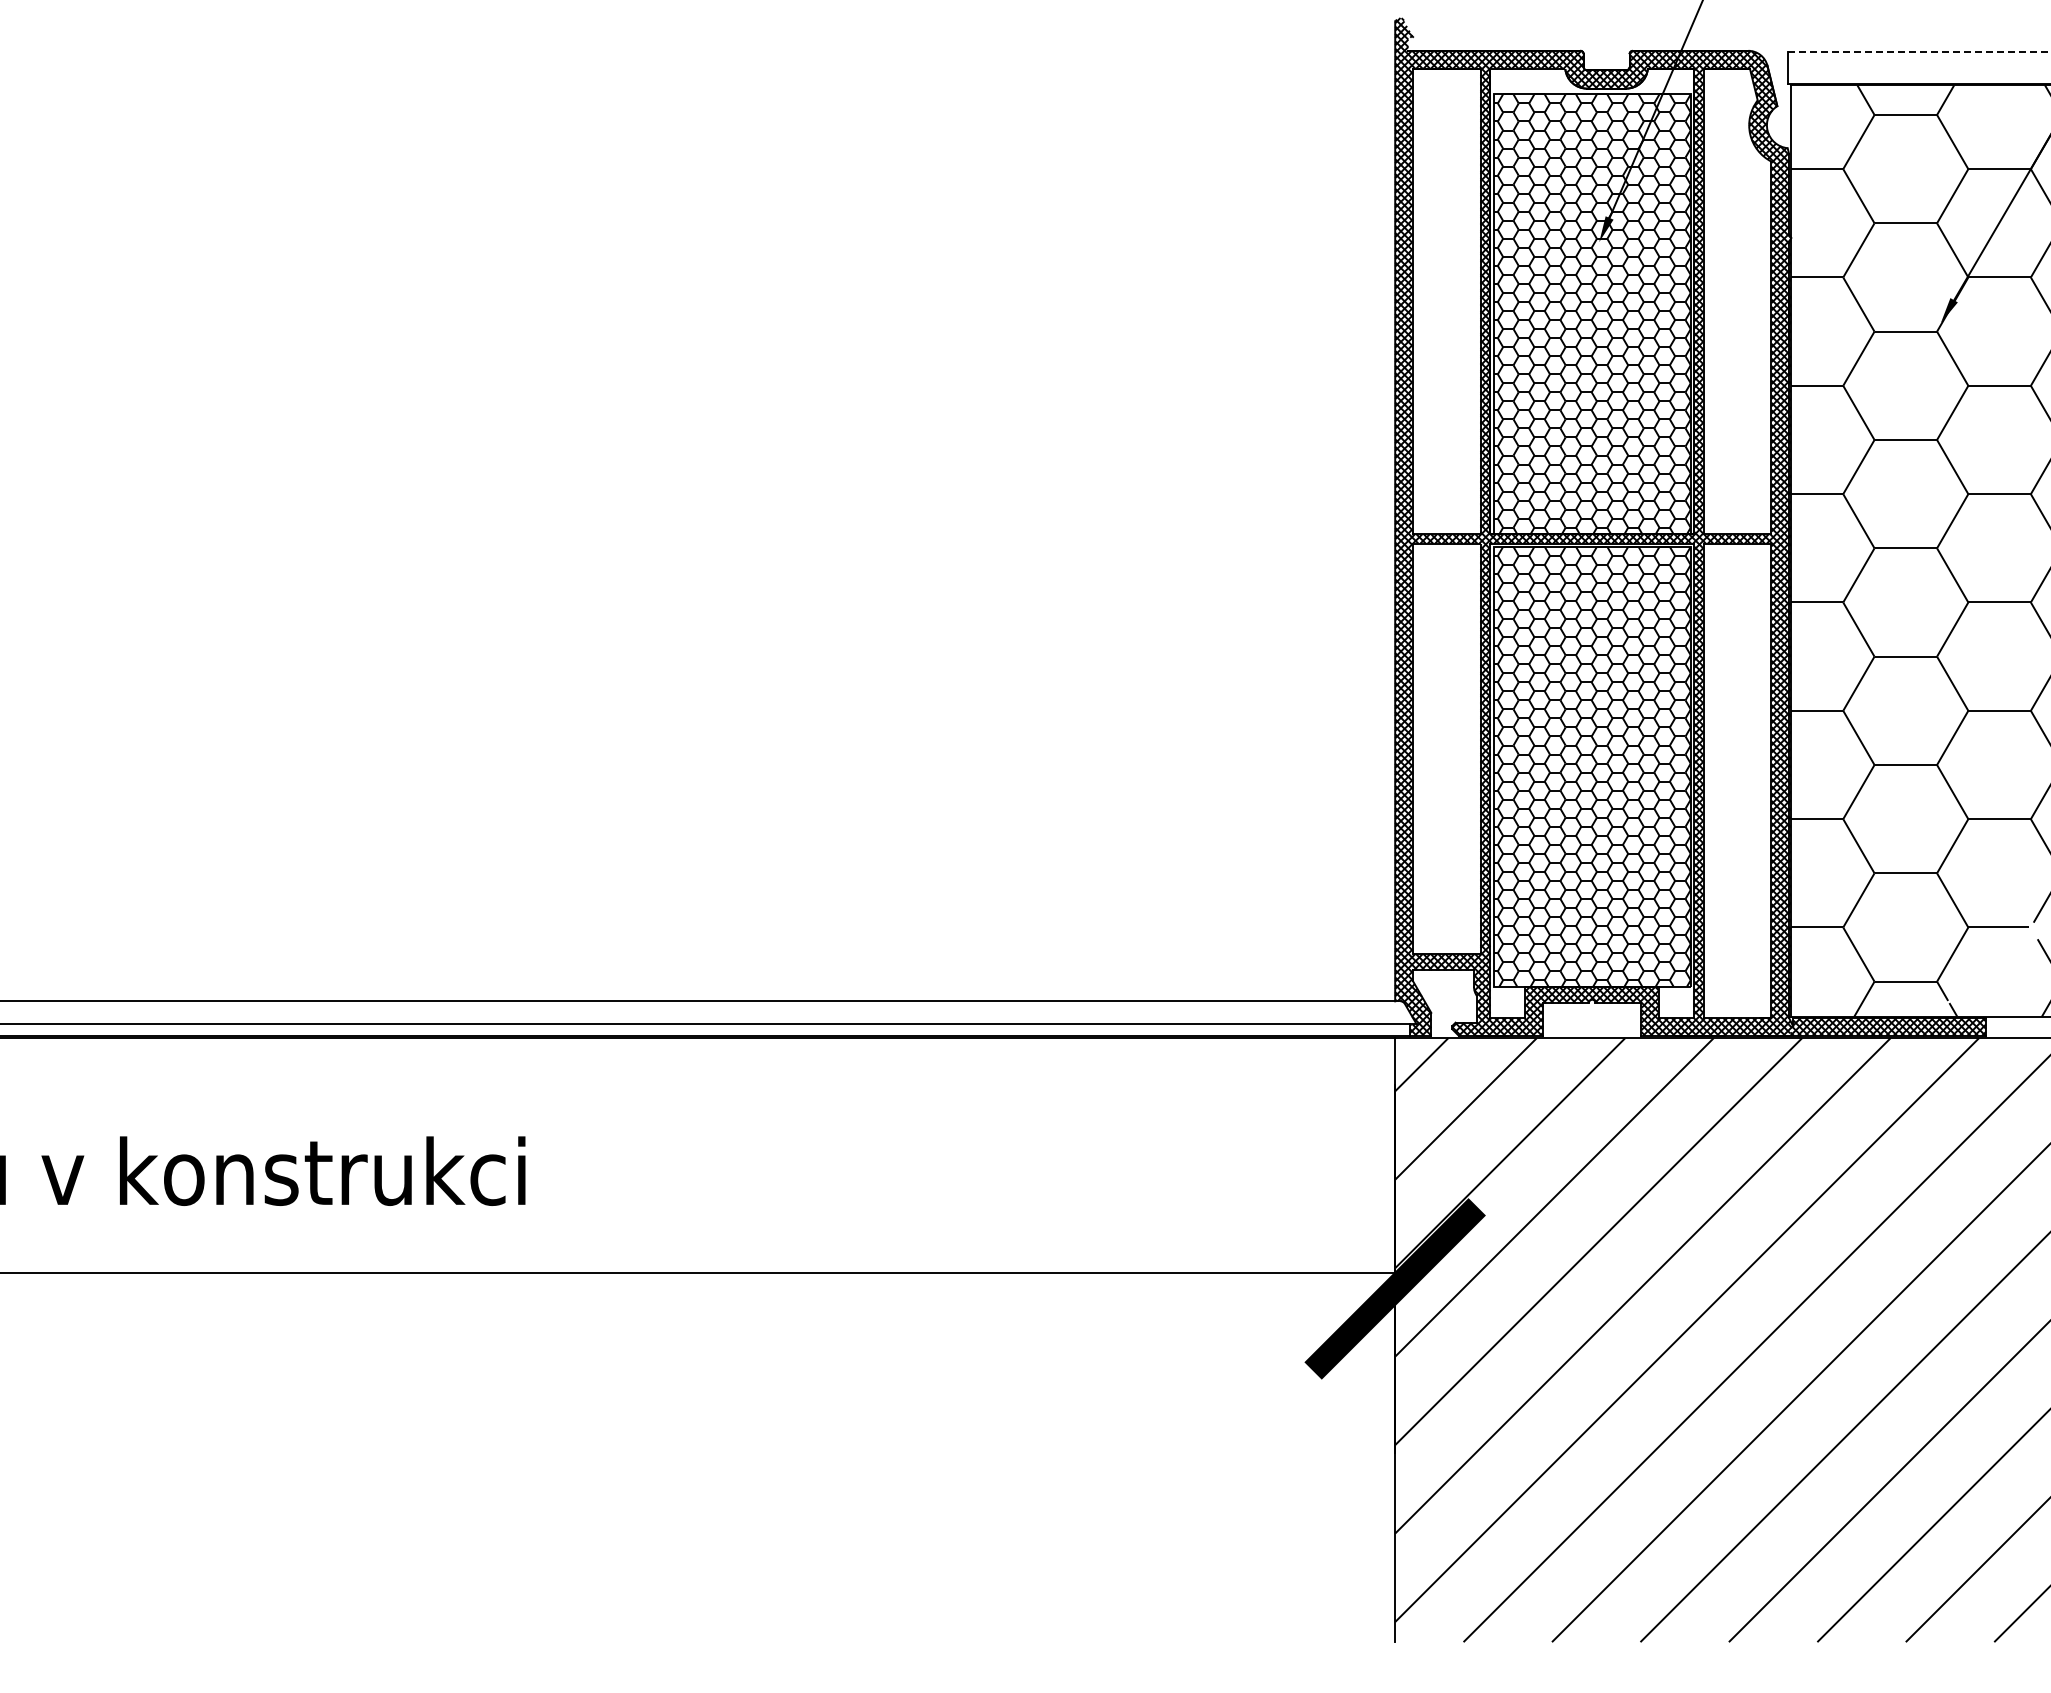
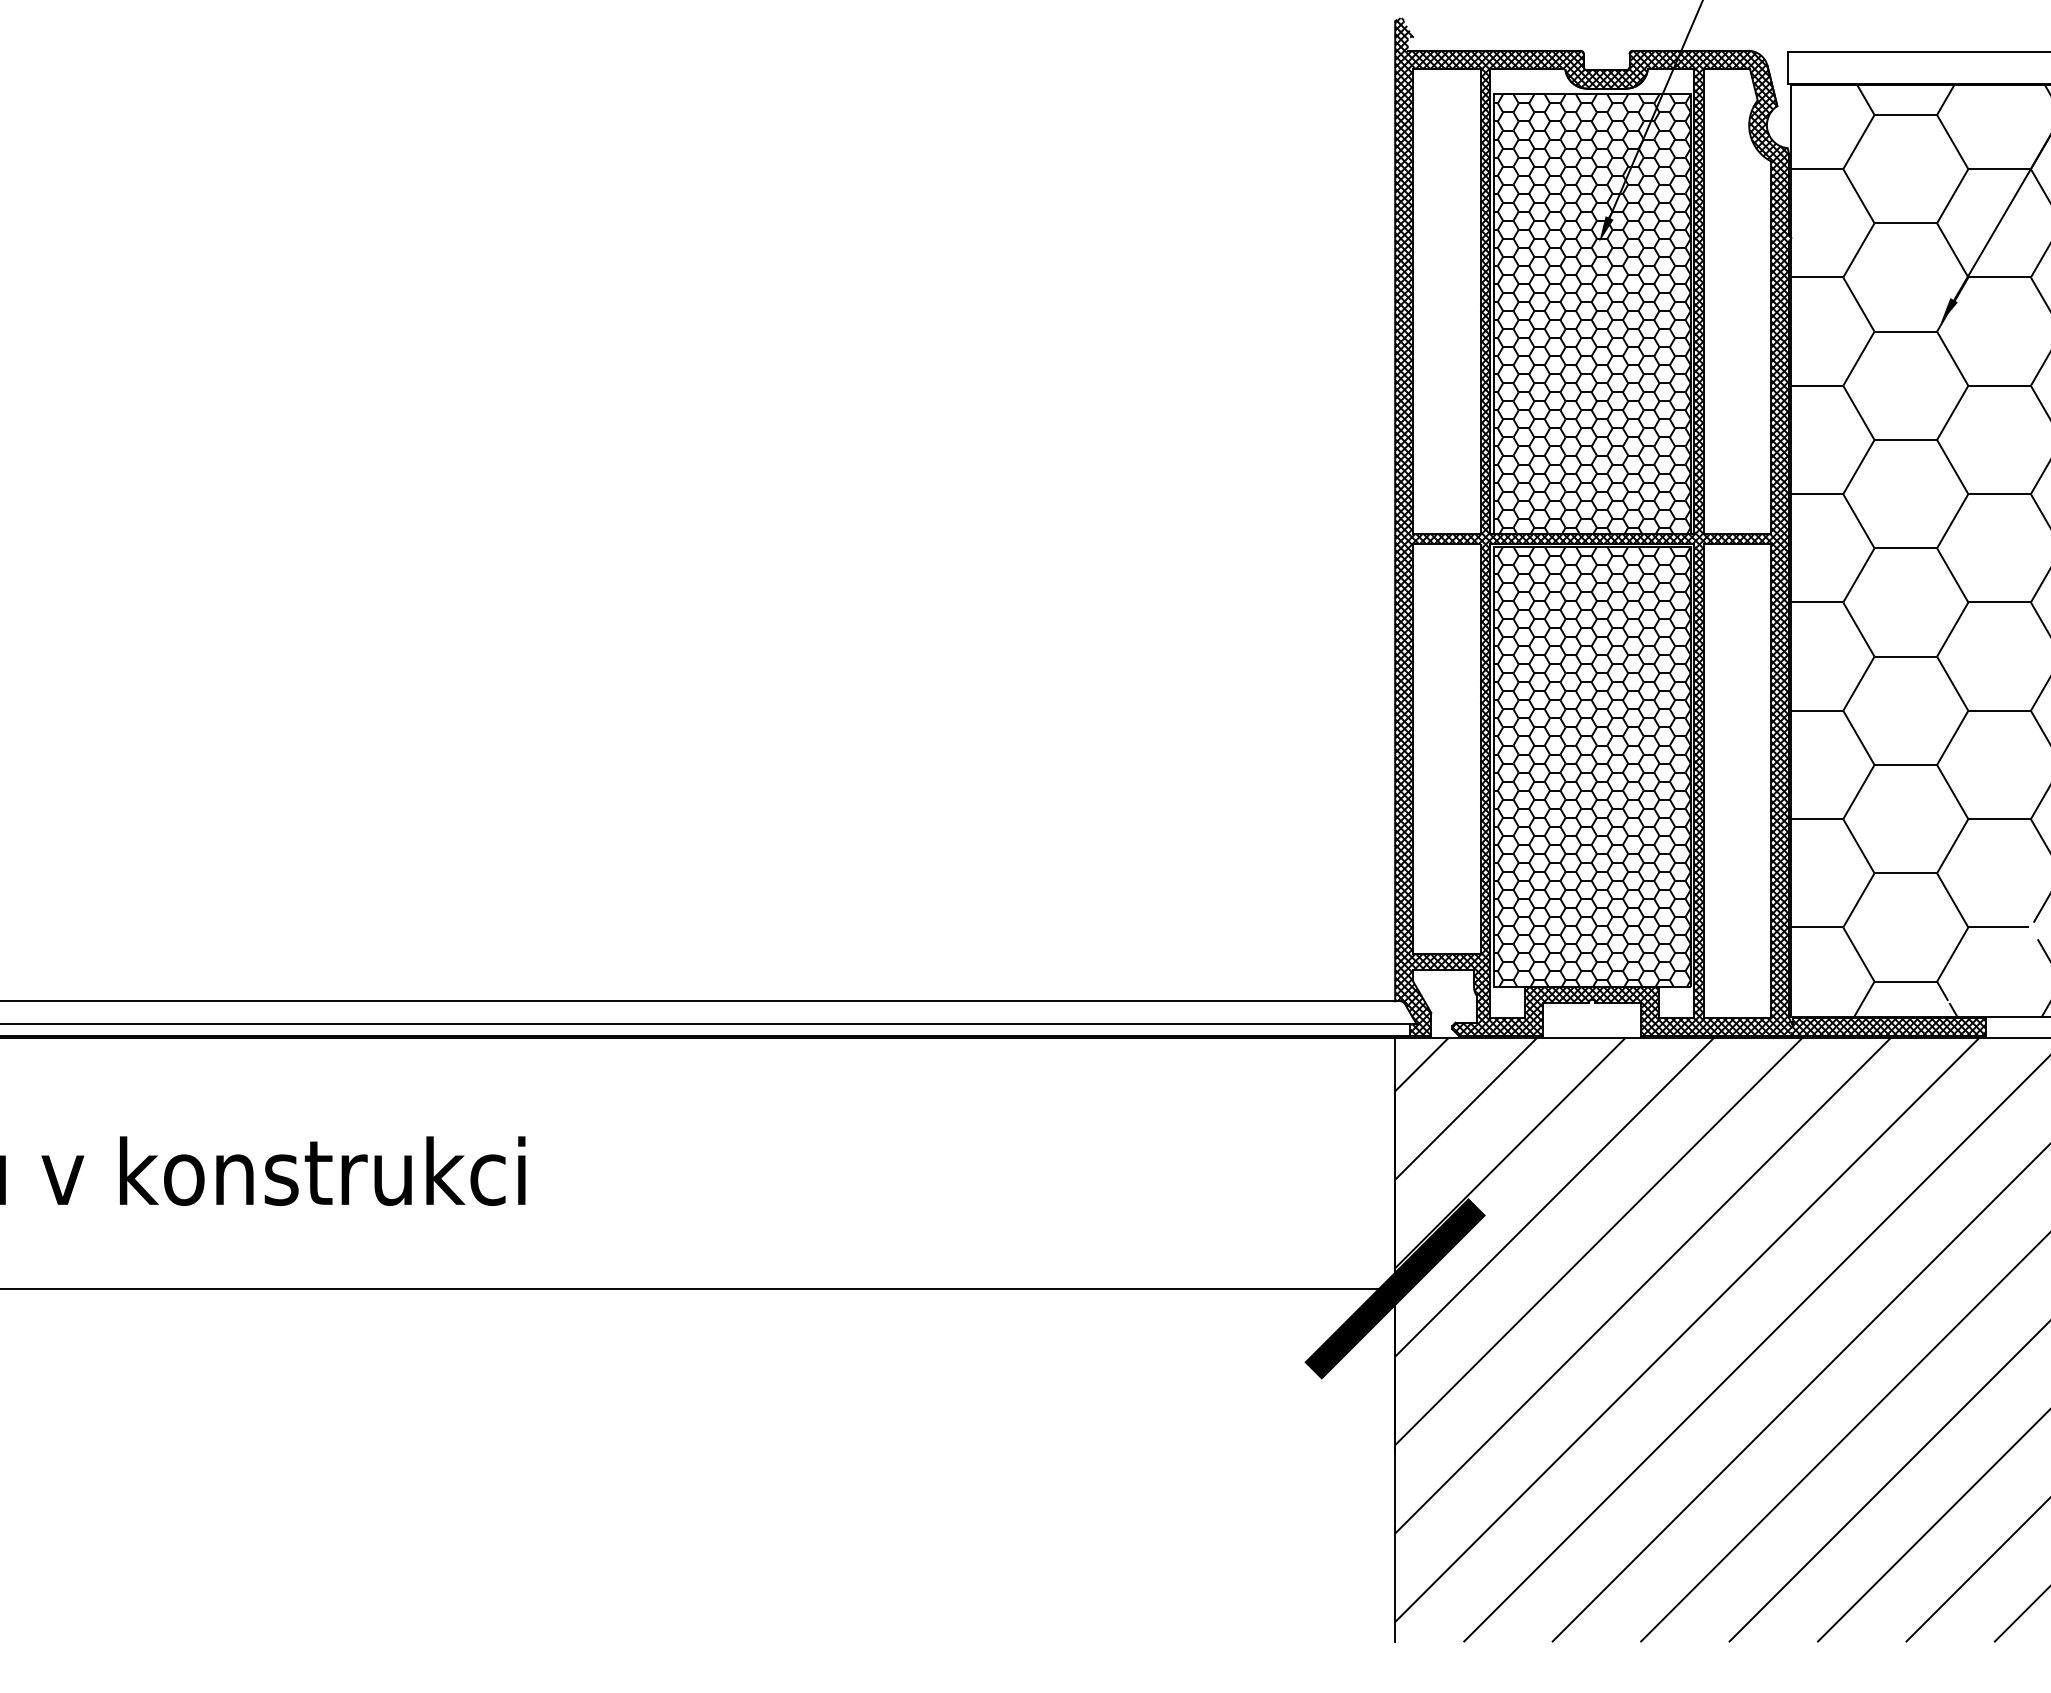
line: dashed -> solid (1919, 51)
line position: (698, 1272) -> (698, 1288) (698, 1288)
